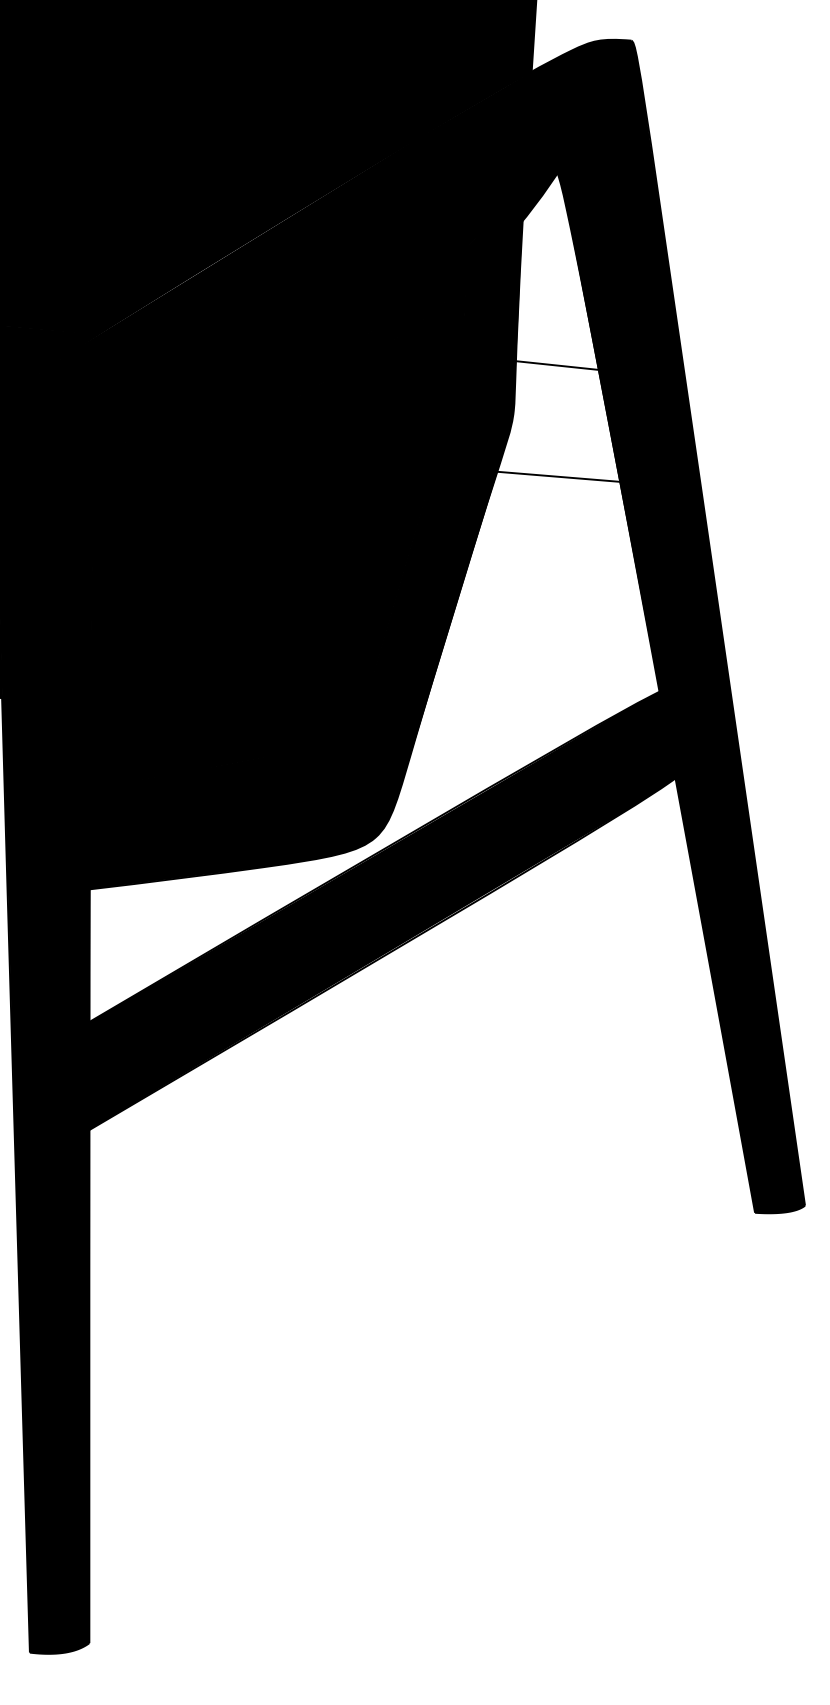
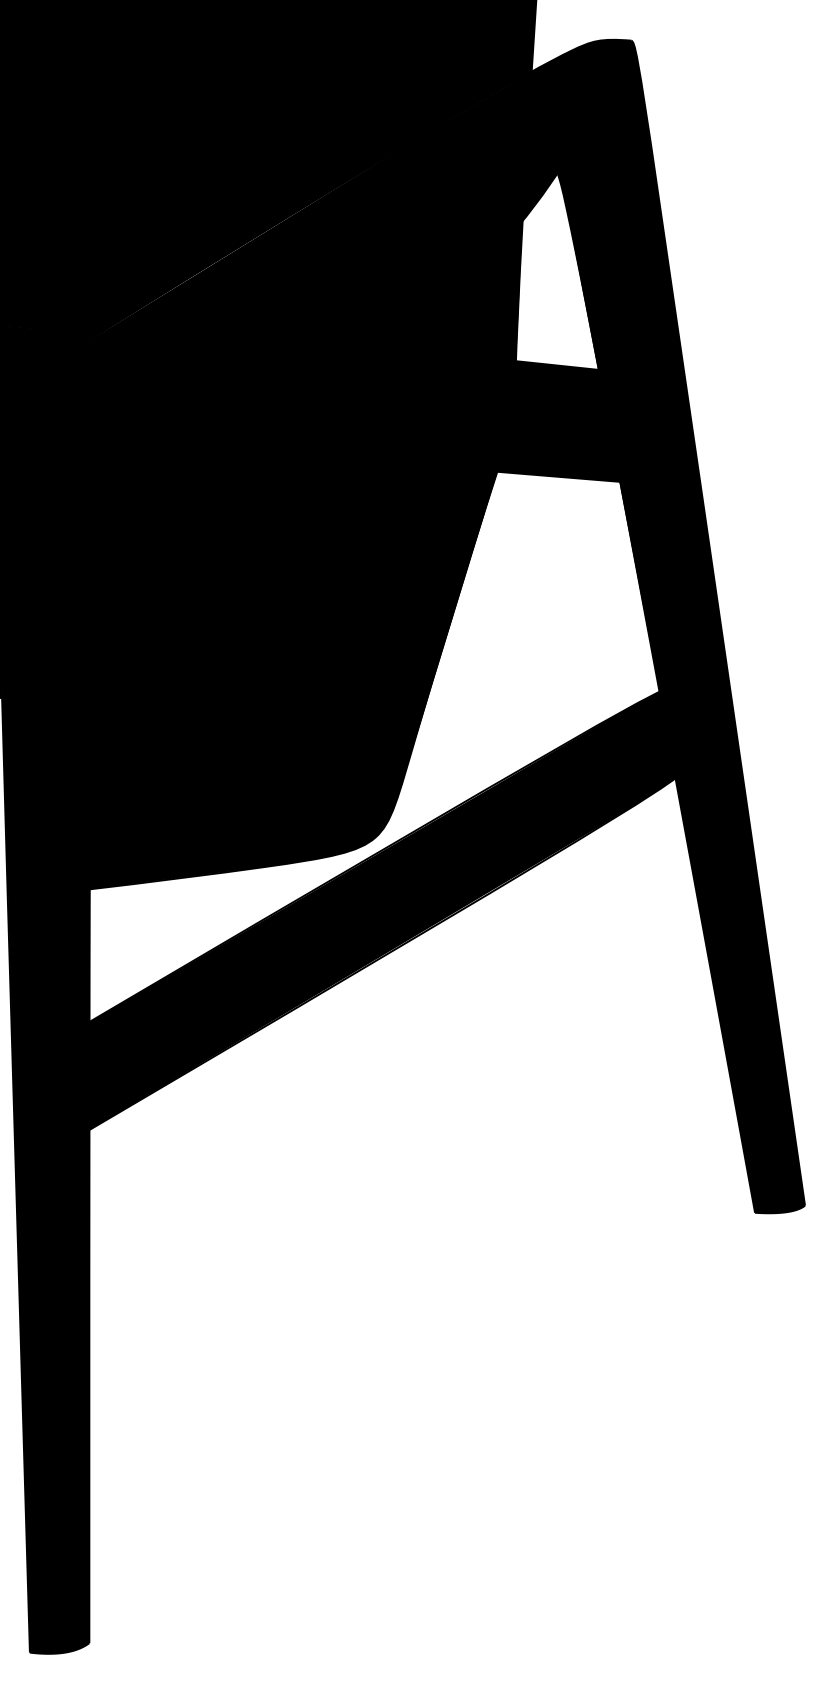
fill: none -> present (558, 421)
